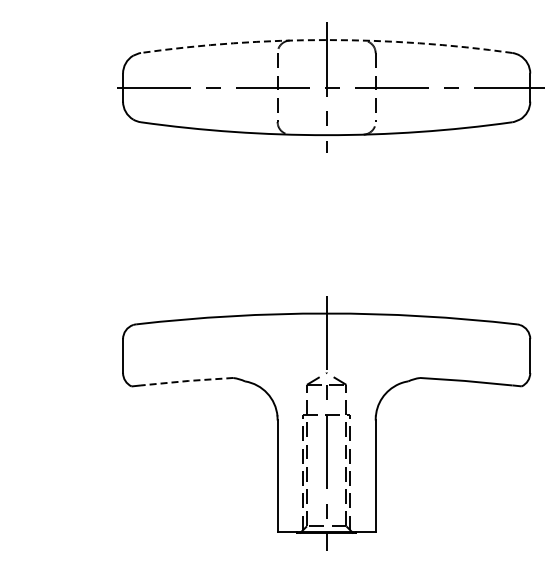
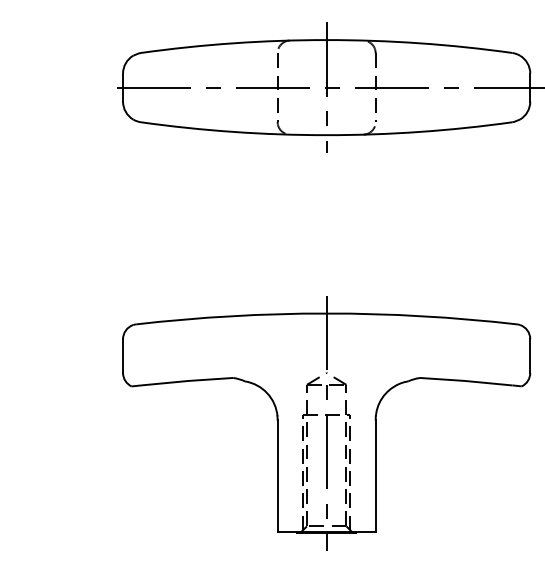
arc: dashed -> solid (326, 40)
line: dashed -> solid (187, 381)
